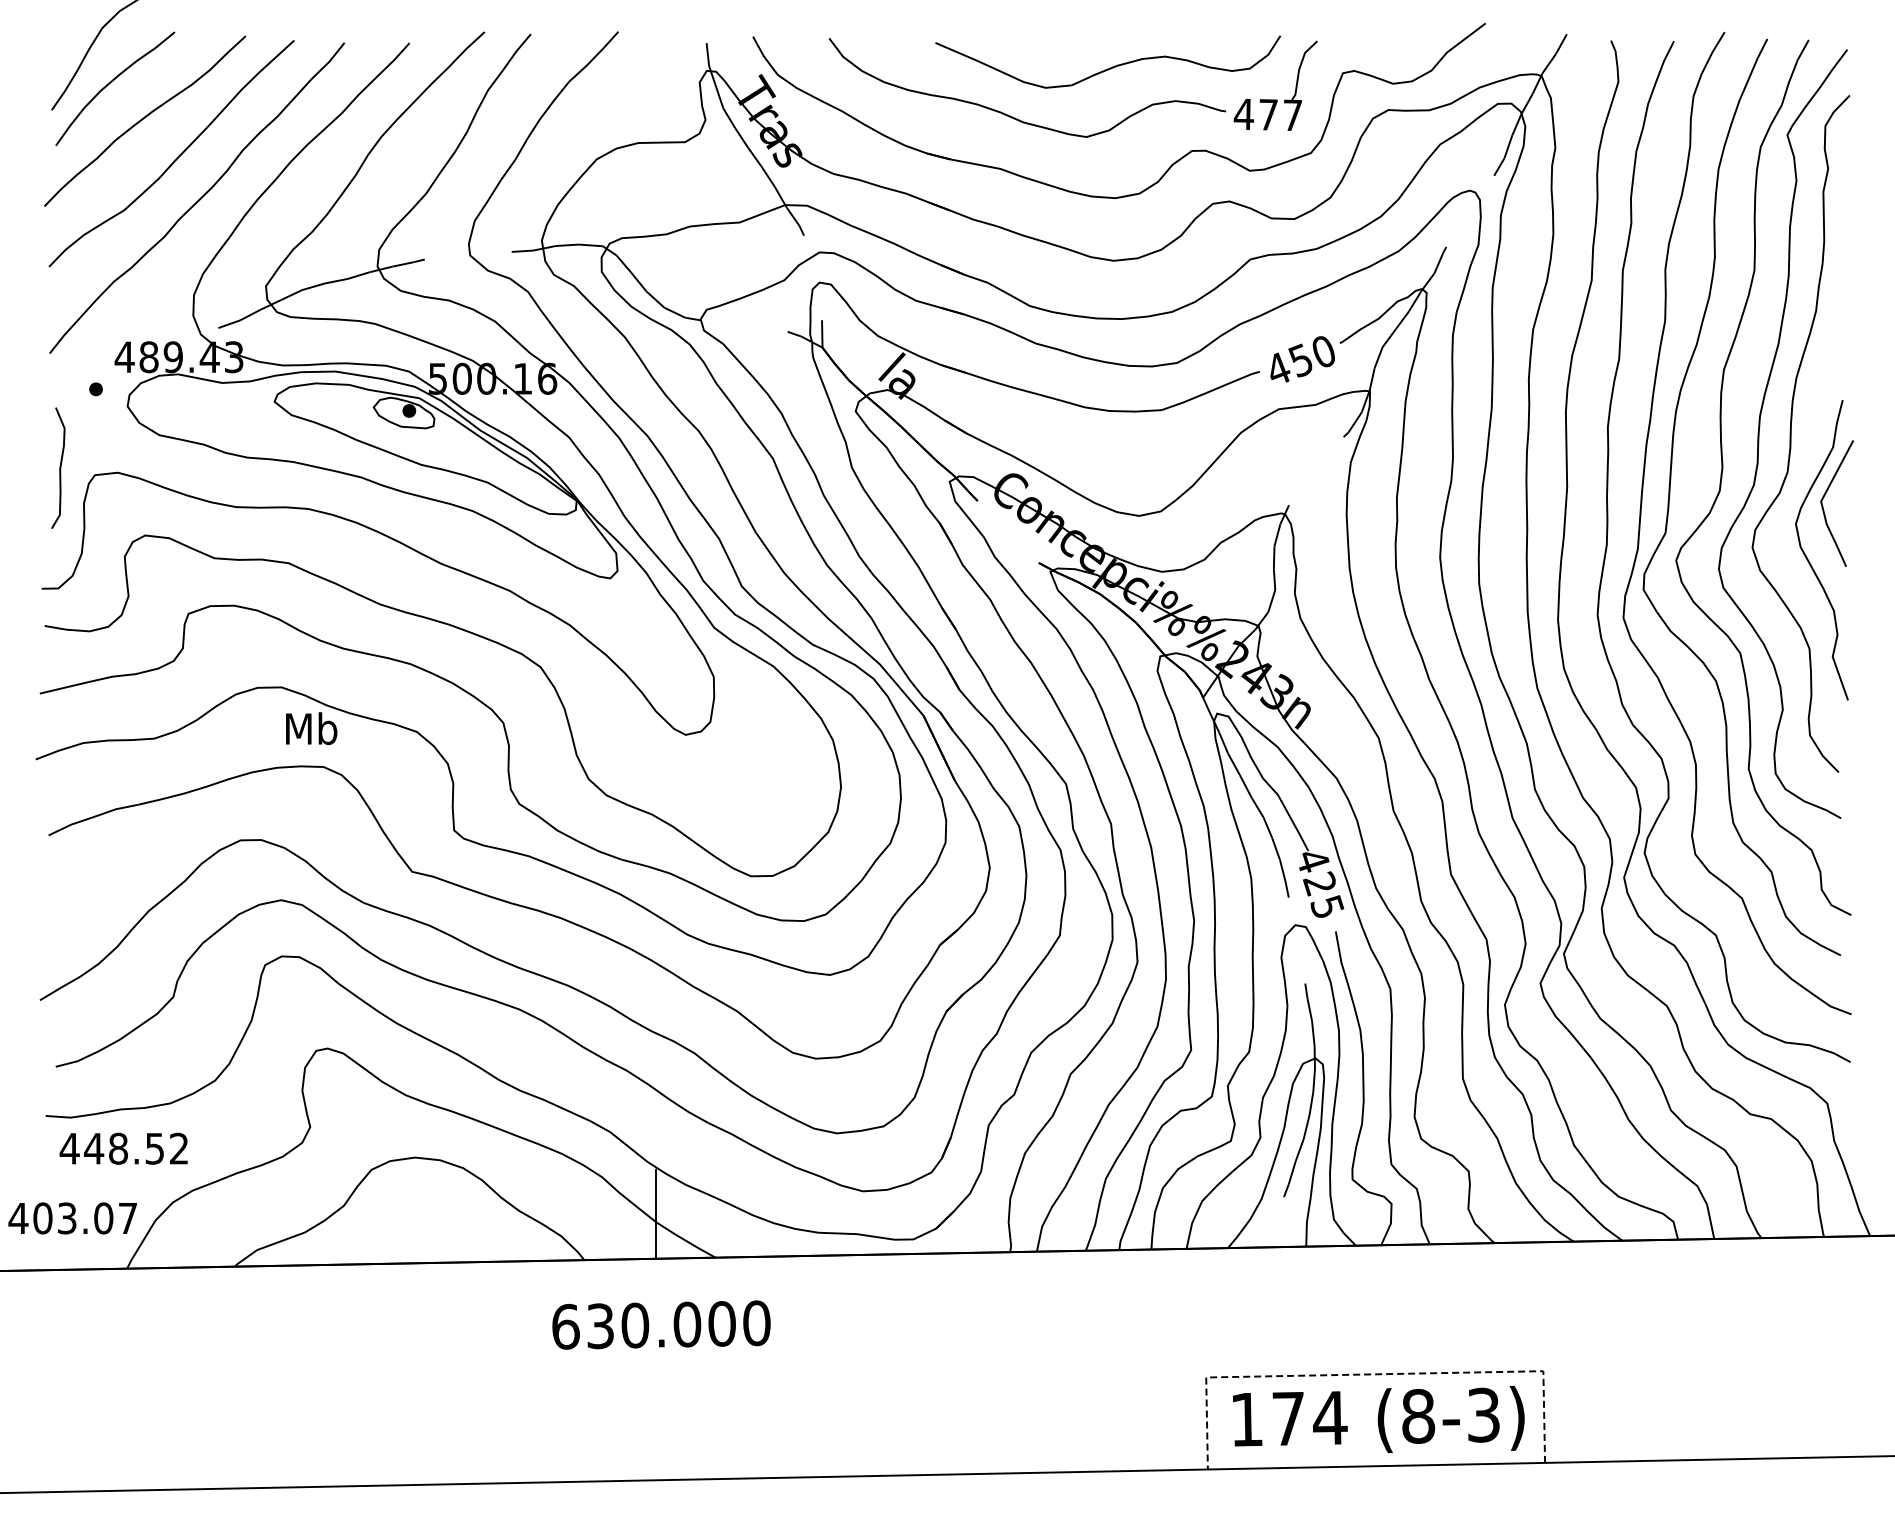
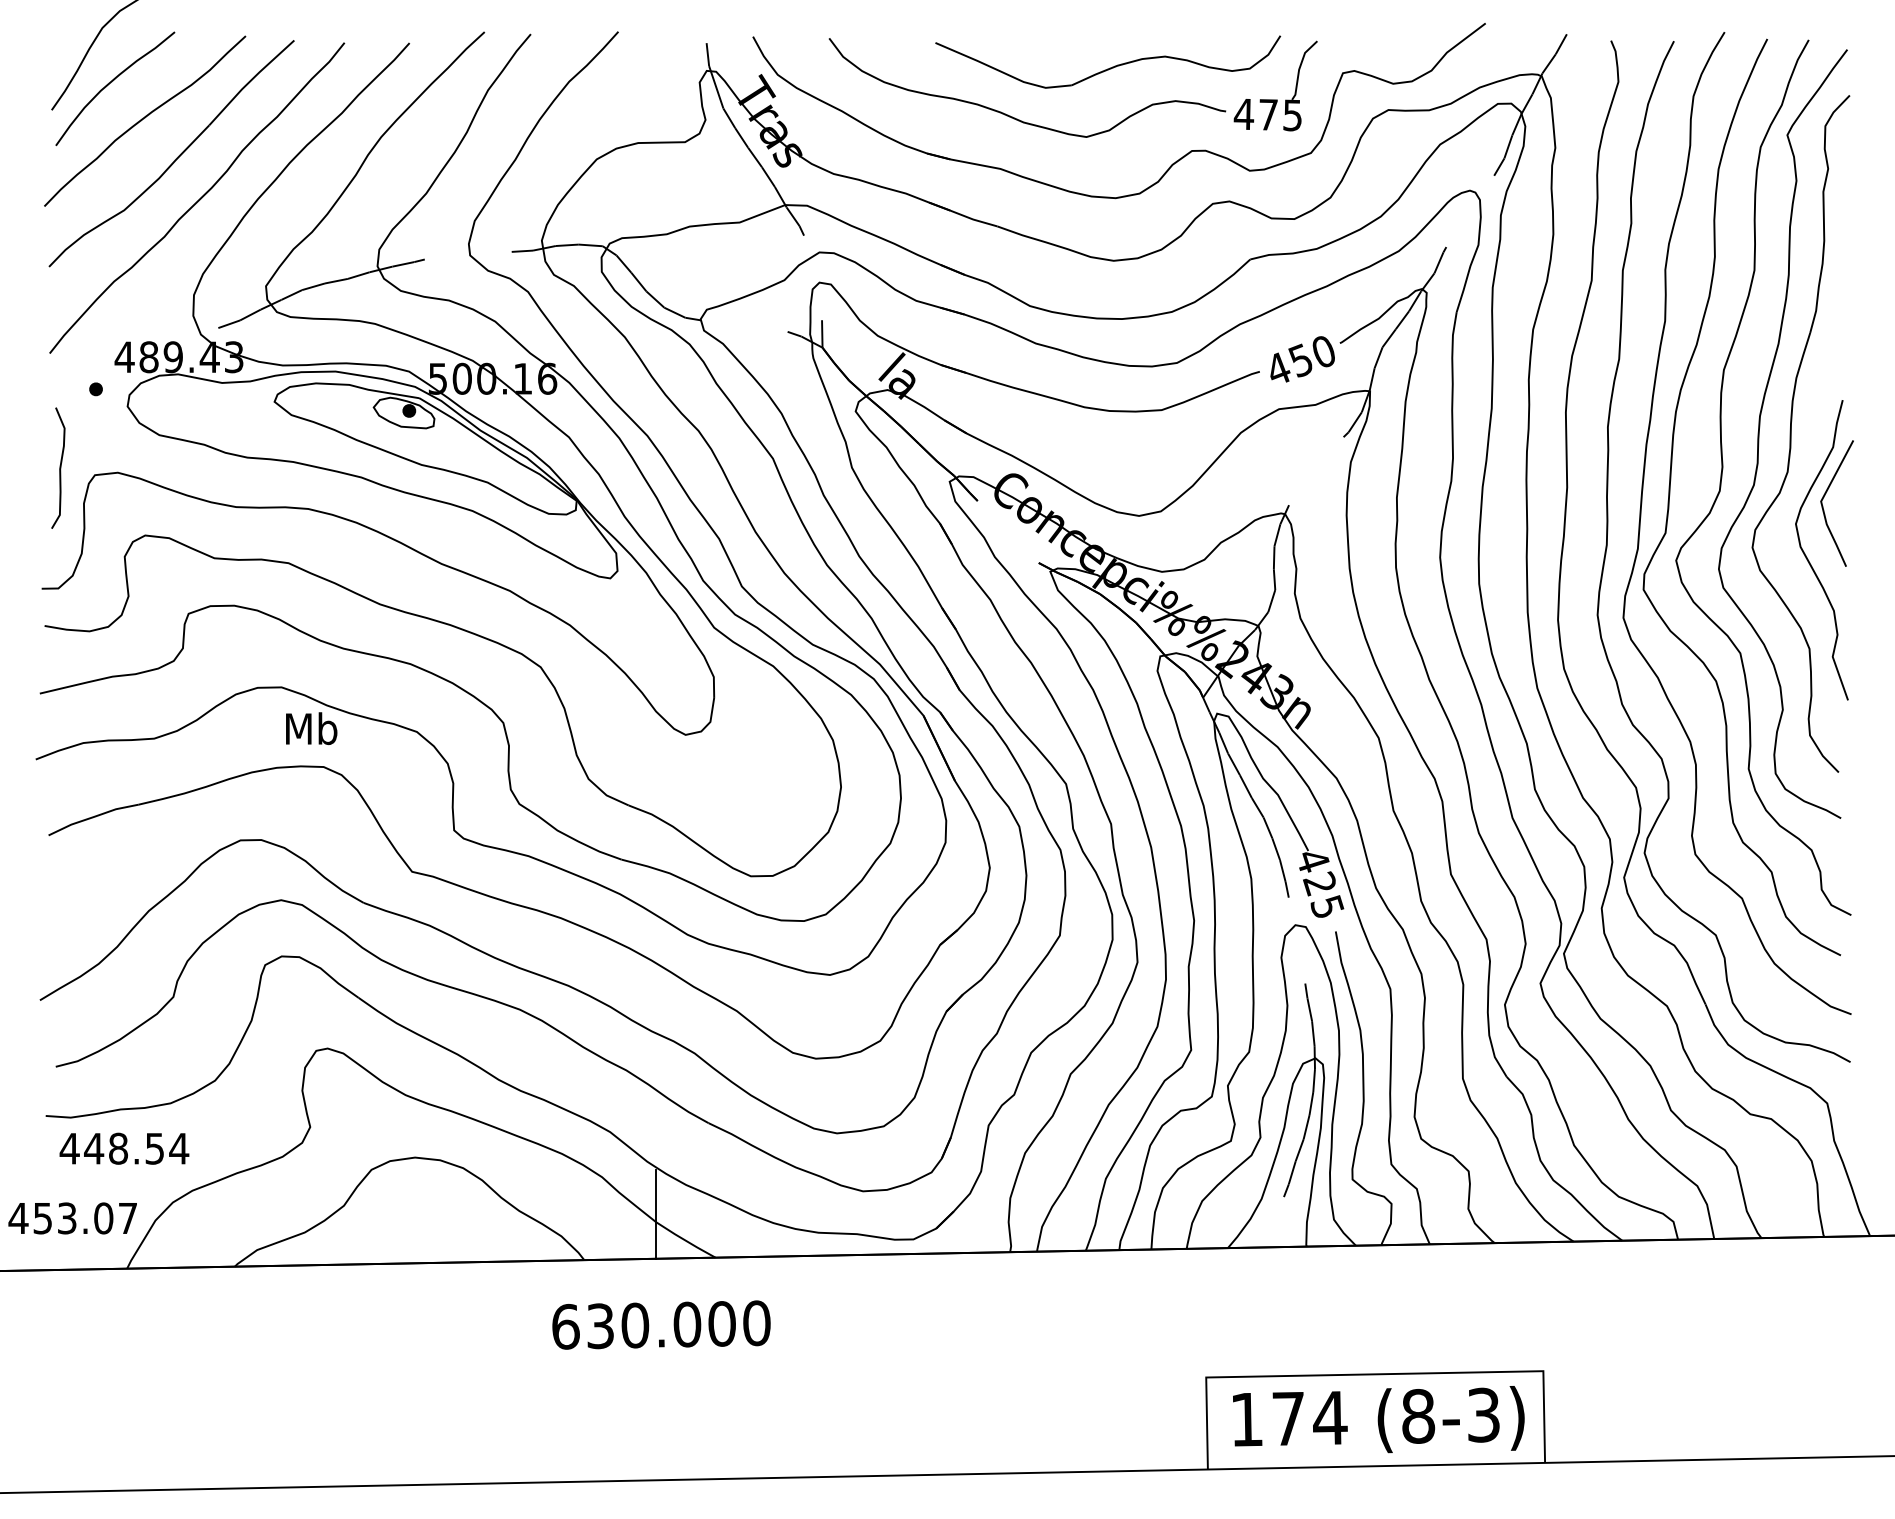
text: 477 -> 475 (1292, 115)
text: 448.52 -> 448.54 (179, 1148)
text: 403.07 -> 453.07 (42, 1218)
line: dashed -> solid (1374, 1374)
